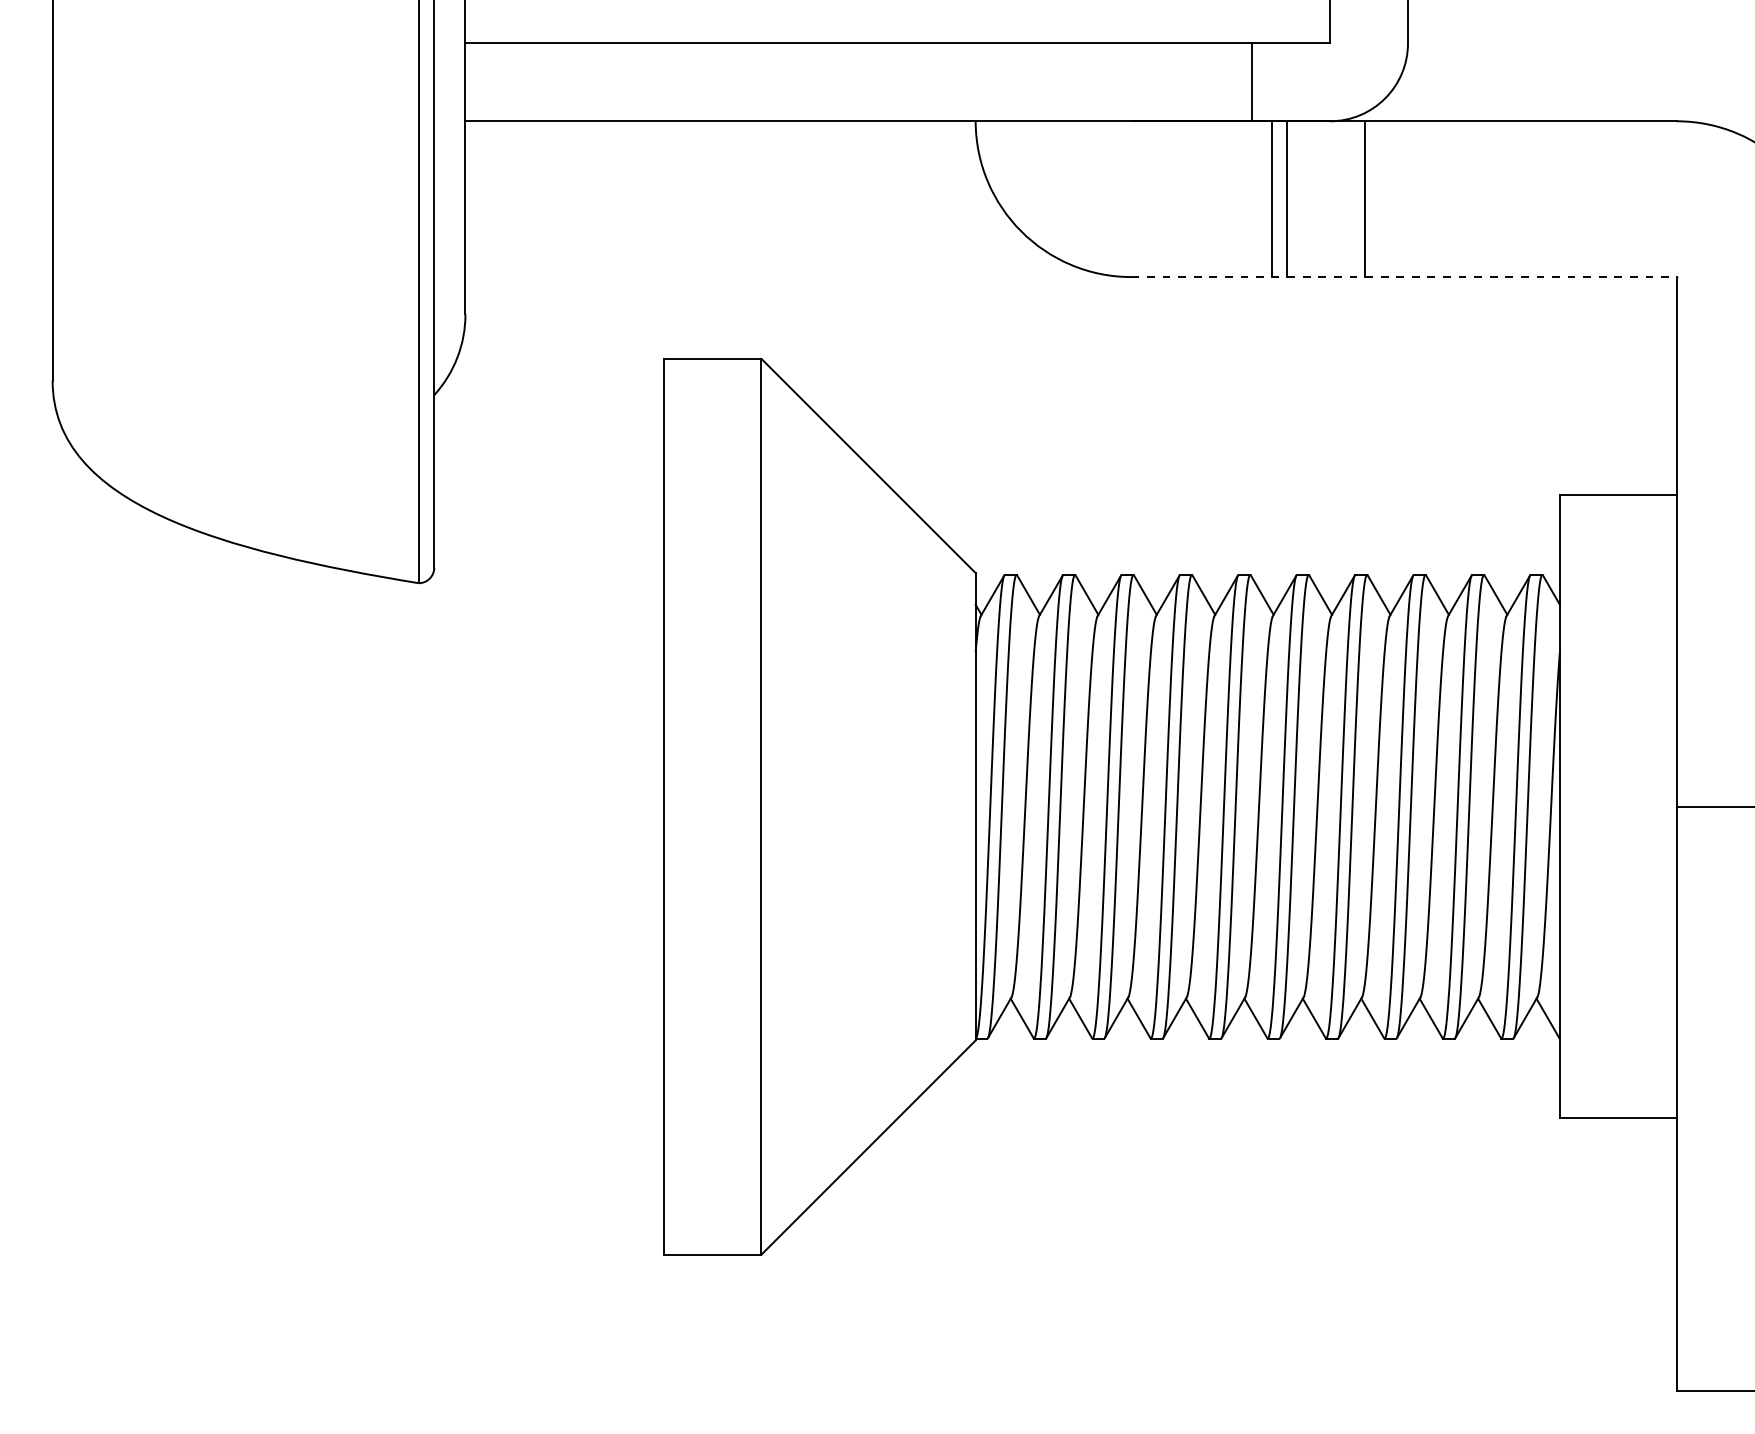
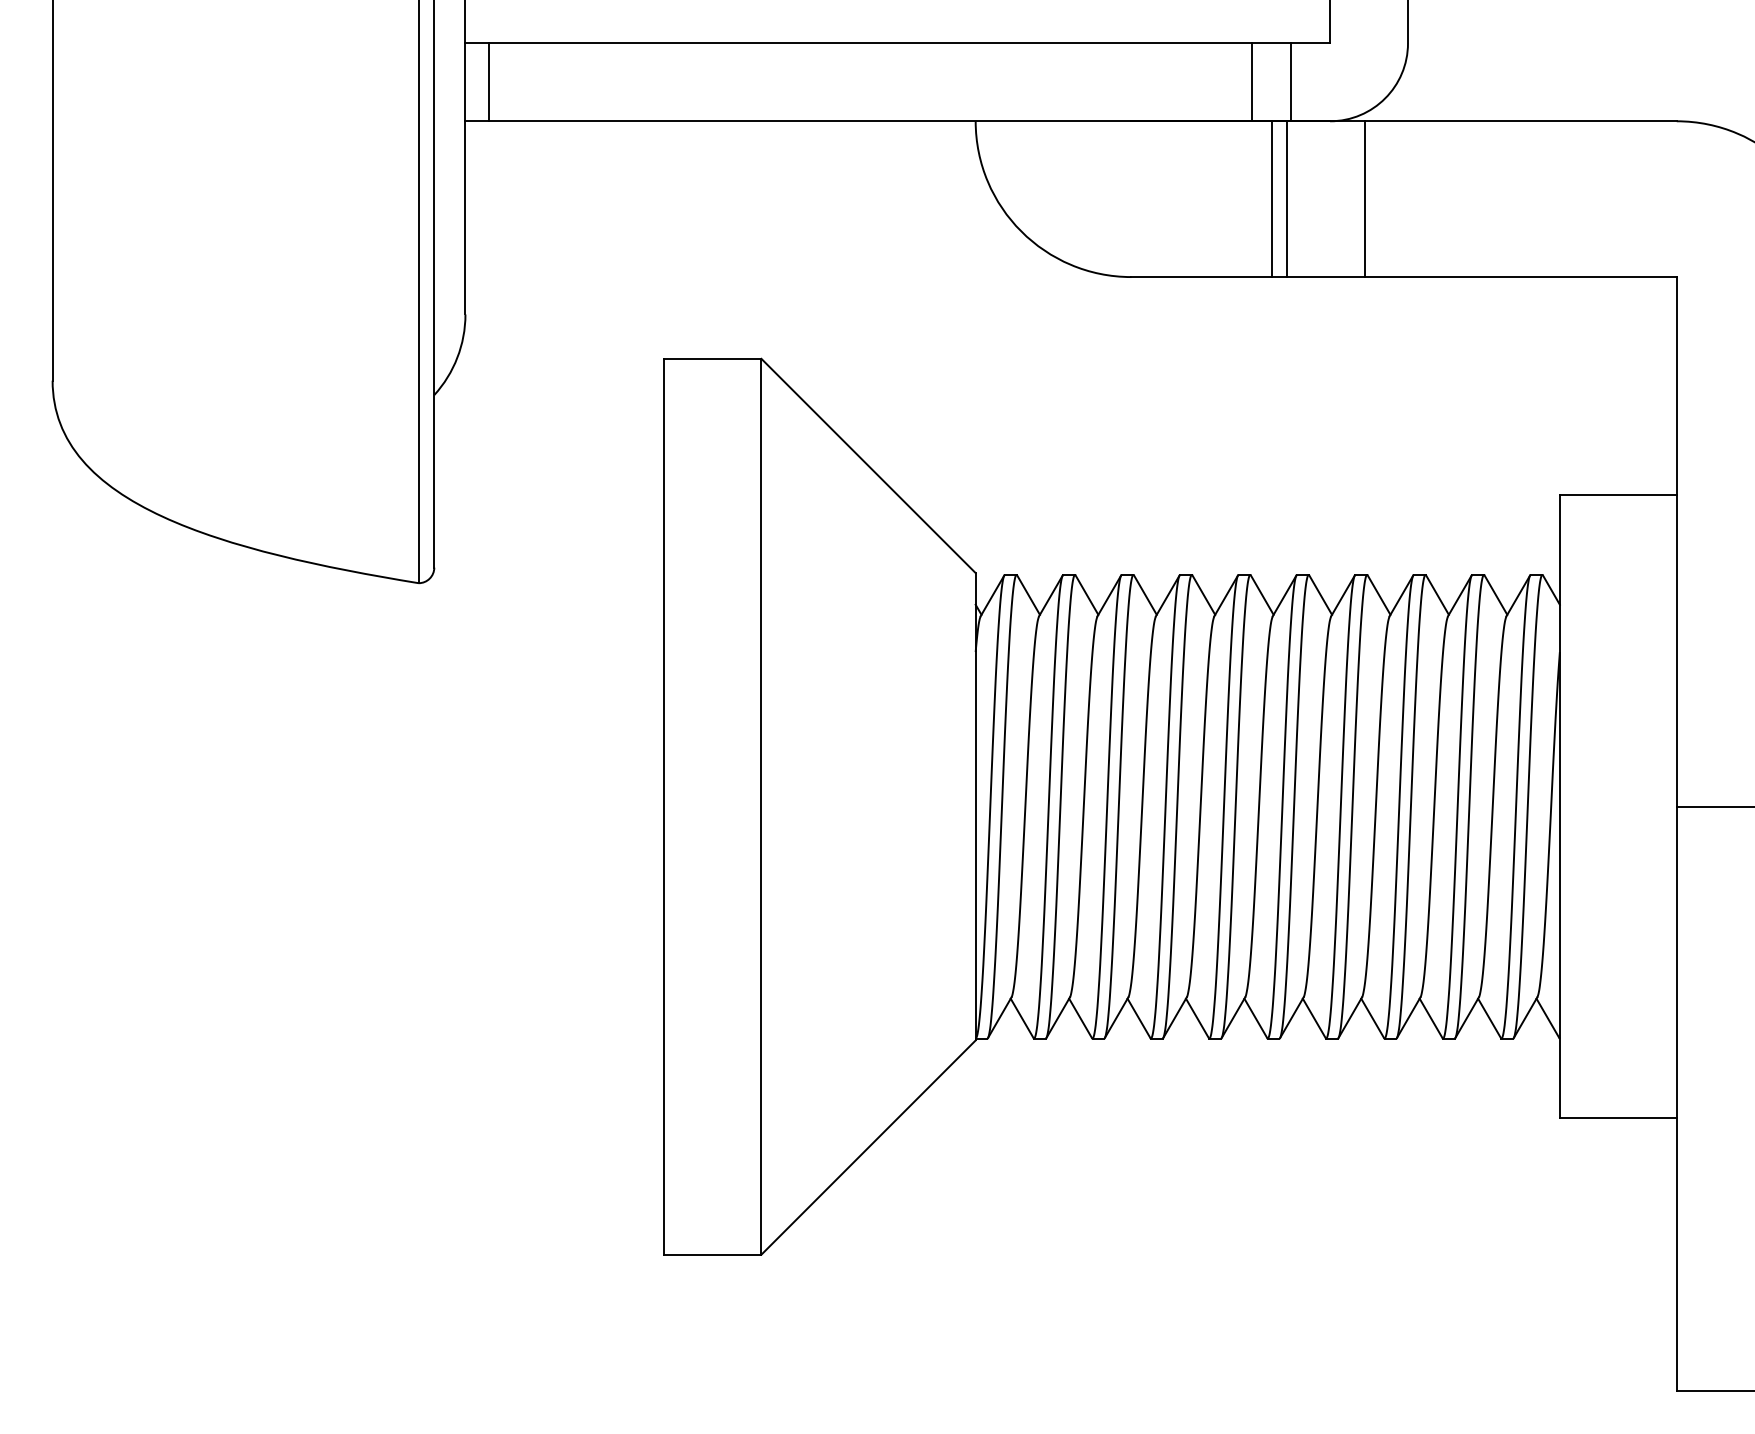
line: none -> present (488, 82)
line: none -> present (1291, 82)
line: dashed -> solid (1404, 277)
